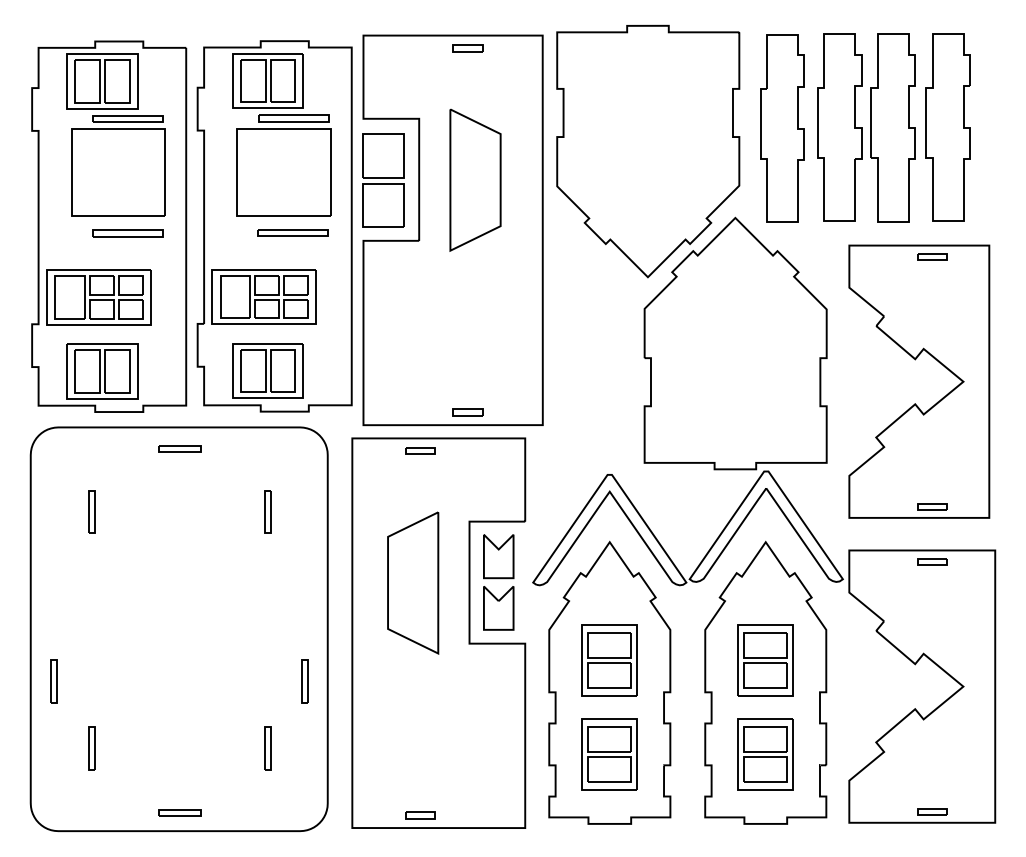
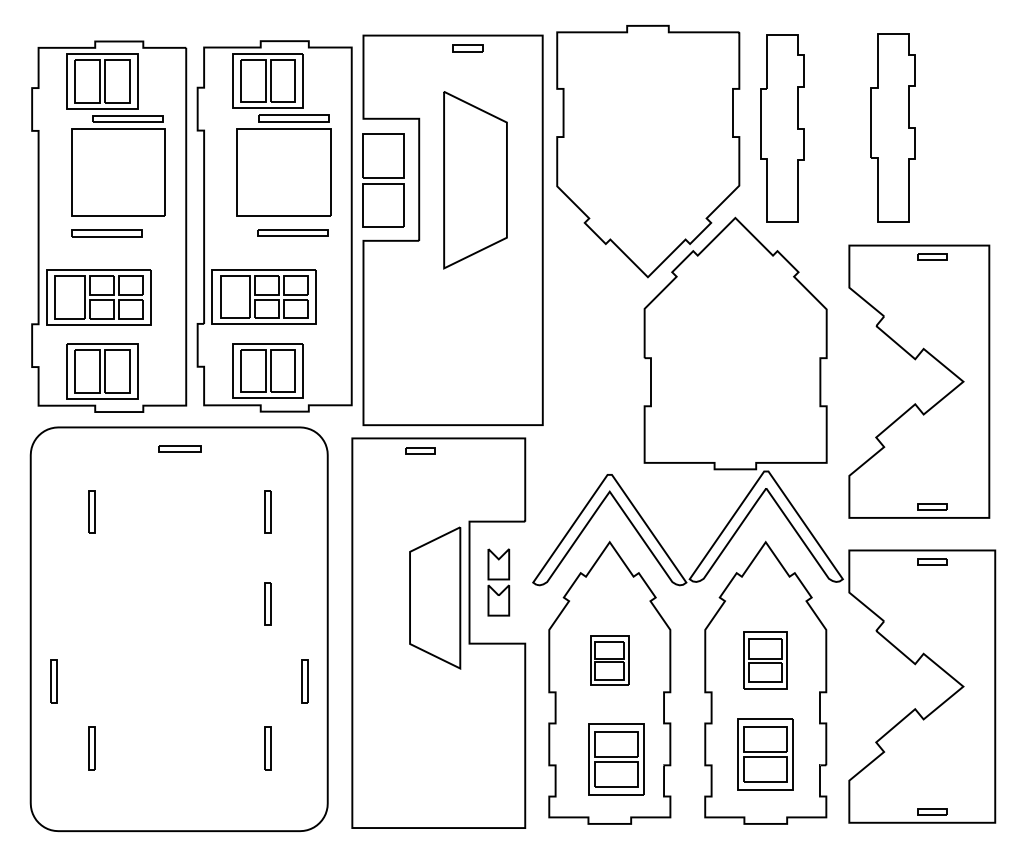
part: present -> none (839, 127)
part: present -> none (947, 127)
part size: 53x144 px -> 65x179 px (475, 180)
part position: (127, 233) -> (106, 233) (106, 233)
part: present -> none (467, 412)
part position: (413, 582) -> (435, 597) (435, 597)
part size: 32x97 px -> 24x69 px (498, 582)
part: none -> present (267, 603)
part size: 57x73 px -> 40x51 px (609, 660)
part size: 57x73 px -> 45x59 px (765, 660)
part position: (609, 754) -> (616, 759) (616, 759)
part: present -> none (179, 812)
part: present -> none (420, 815)
